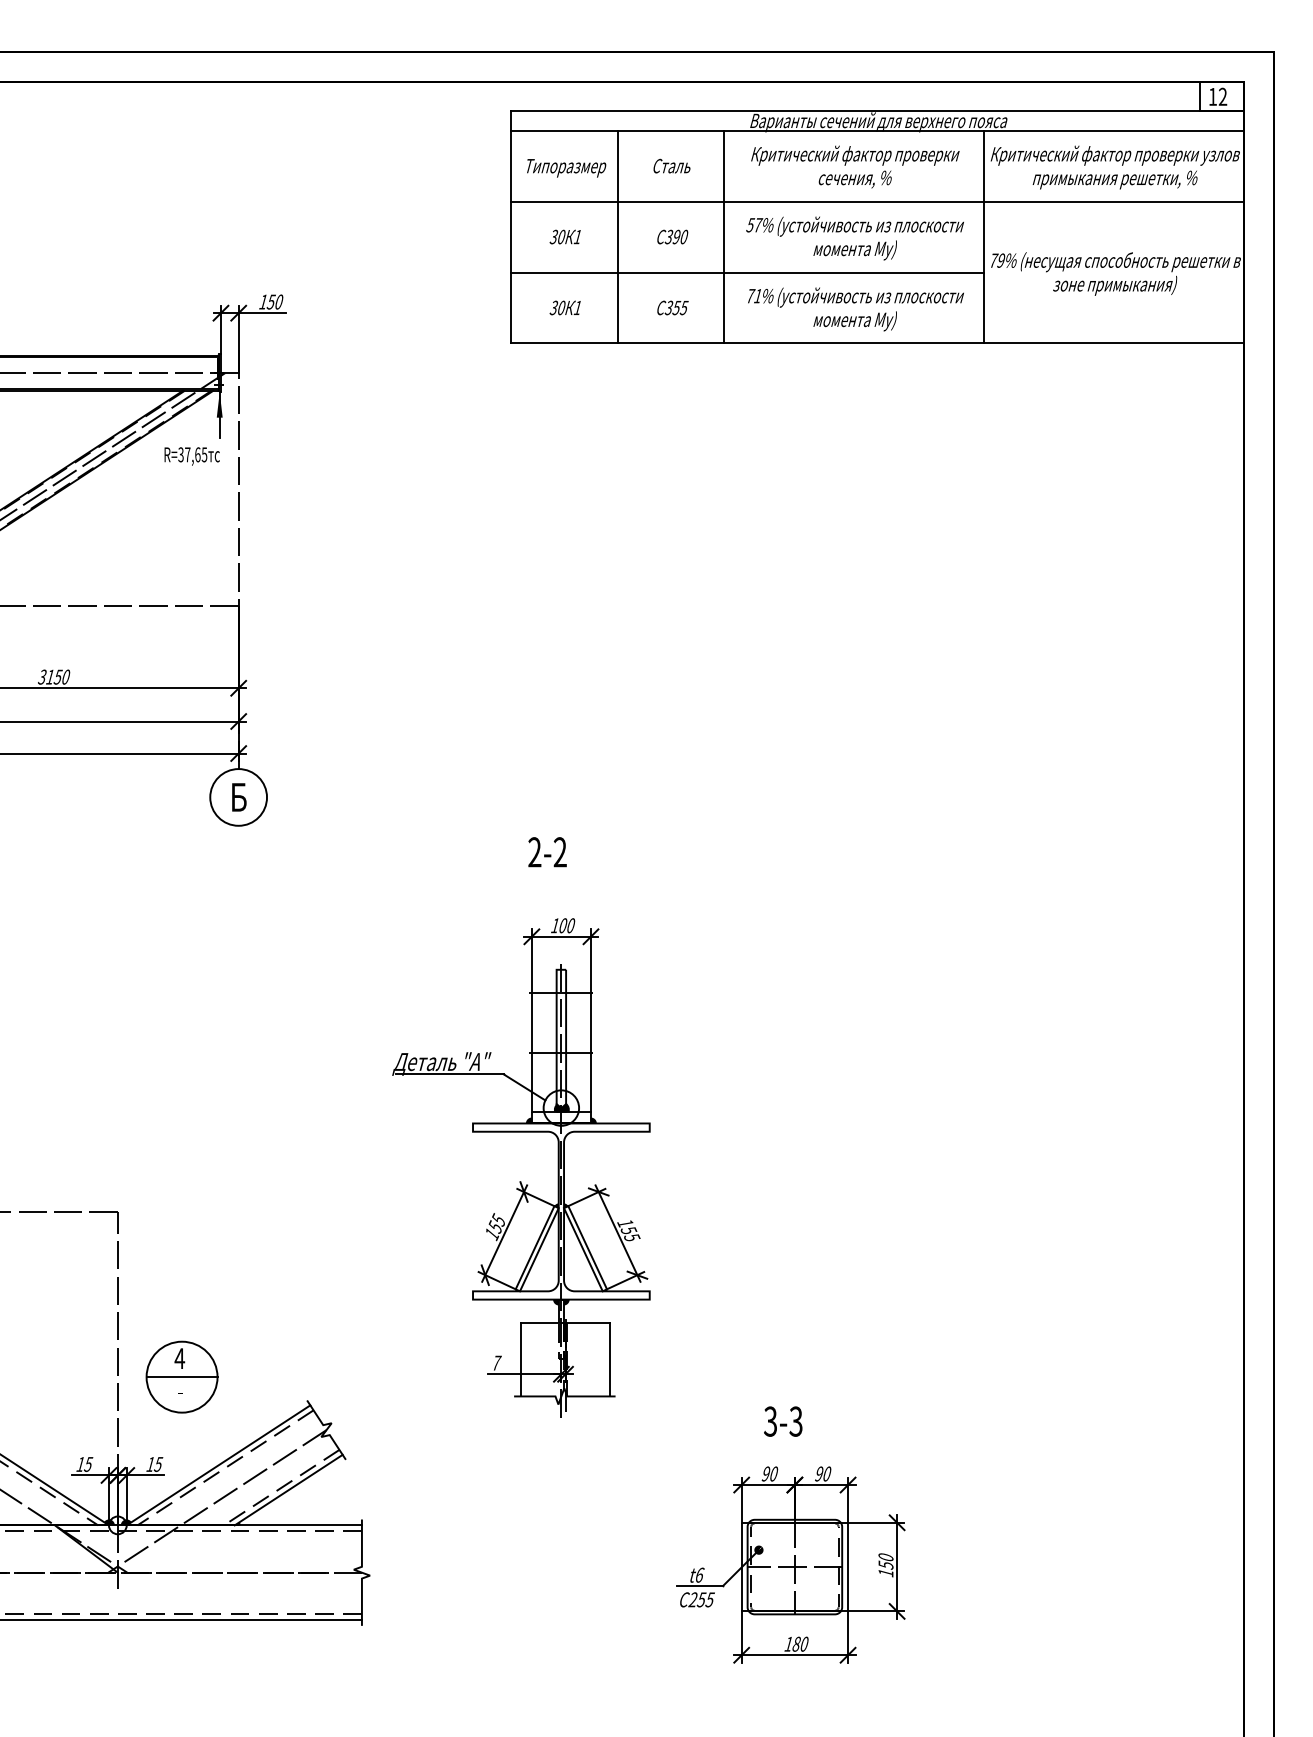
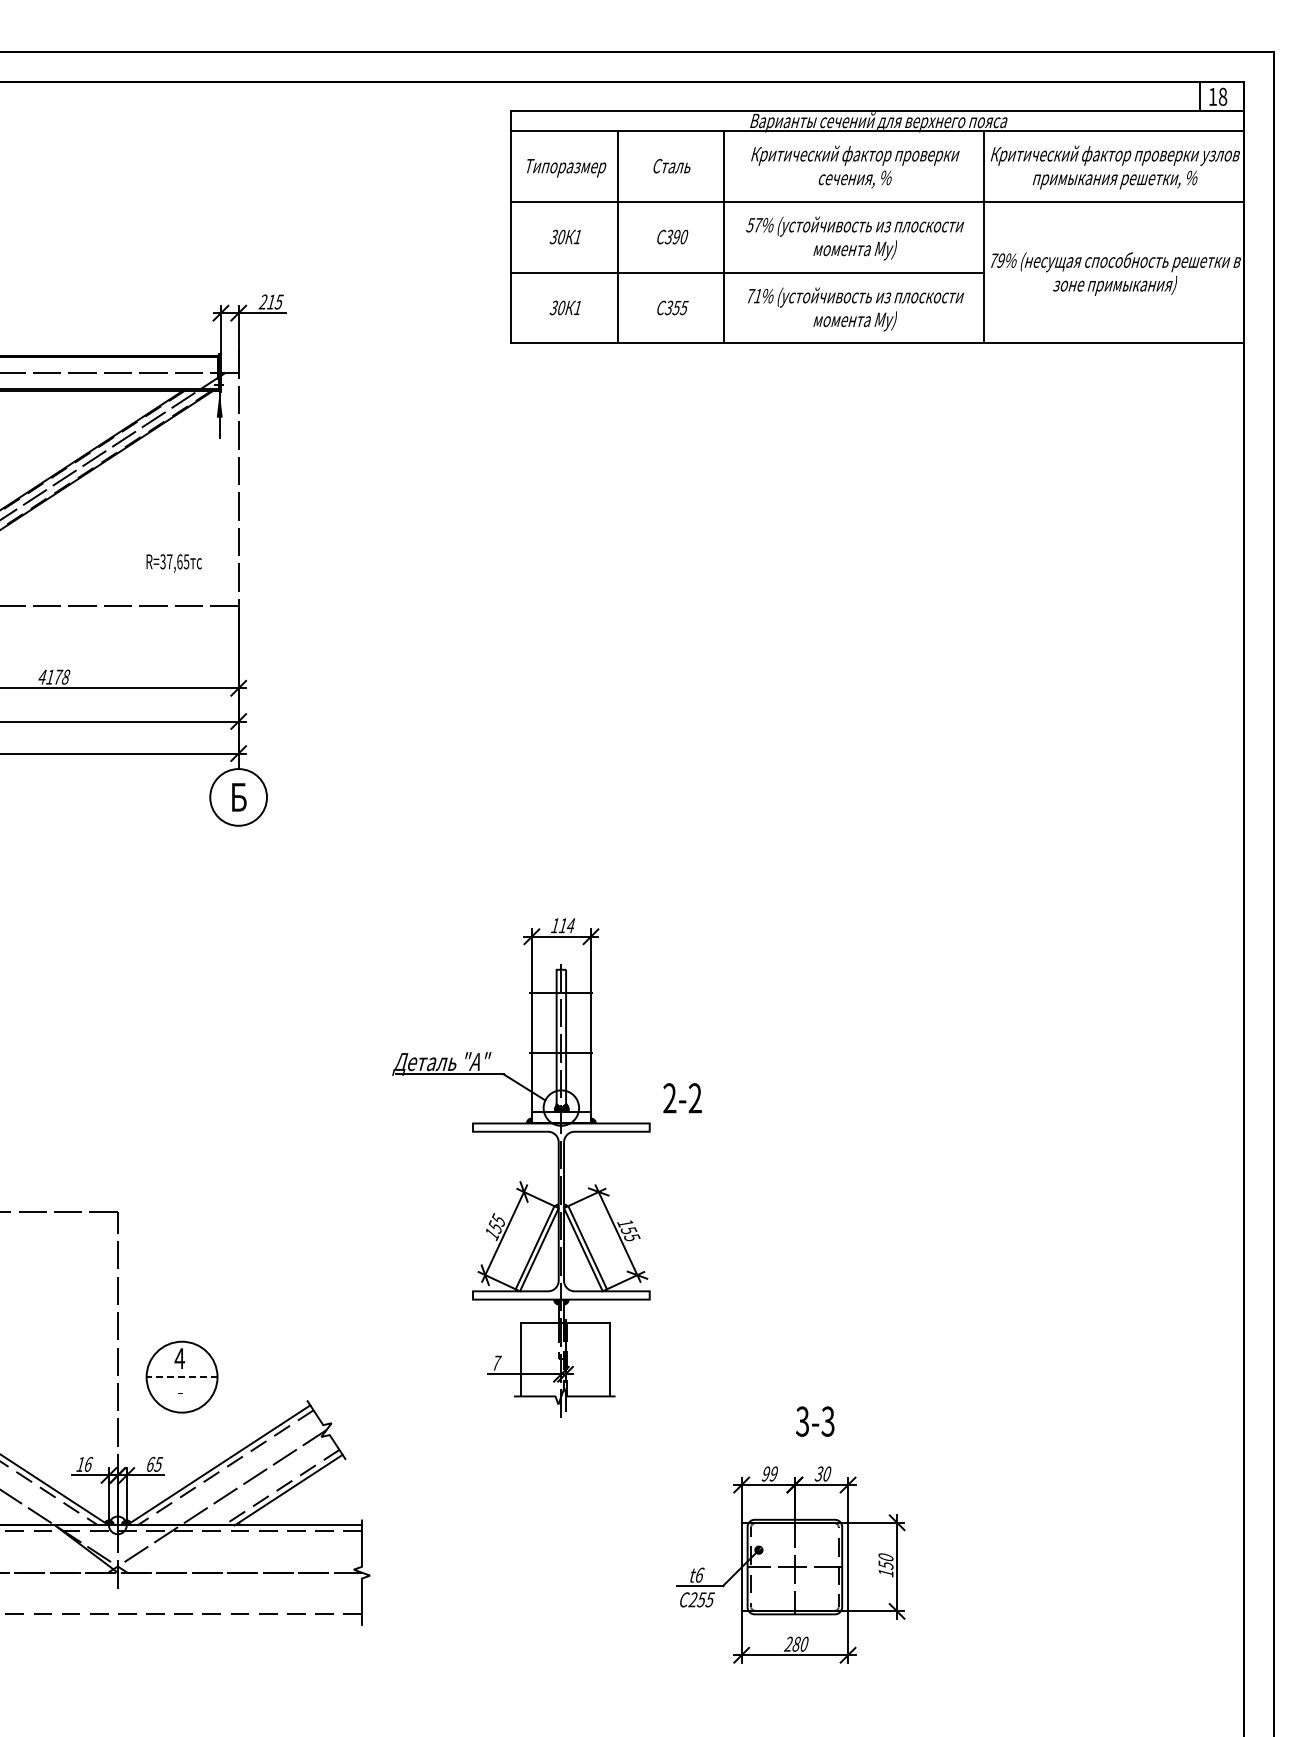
text: 12 -> 18 (1222, 96)
text: 150 -> 215 (270, 301)
text position: (191, 456) -> (173, 563) (173, 563)
text: 3150 -> 4178 (54, 676)
text position: (547, 852) -> (682, 1098) (682, 1098)
text: 100 -> 114 (567, 925)
line: solid -> dashed (181, 1377)
text position: (783, 1421) -> (815, 1421) (815, 1421)
text: 15 -> 16 (88, 1463)
text: 15 -> 65 (150, 1463)
text: 90 -> 99 (773, 1473)
text: 90 -> 30 (818, 1473)
line: present -> none (181, 1619)
text: 180 -> 280 (787, 1643)
